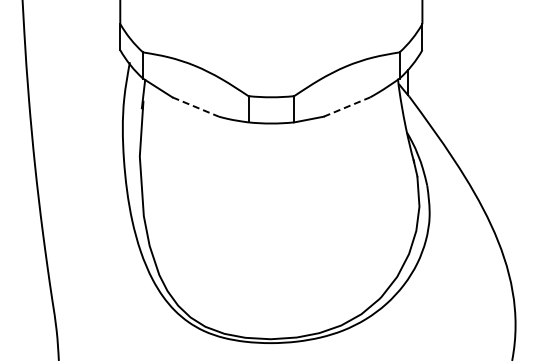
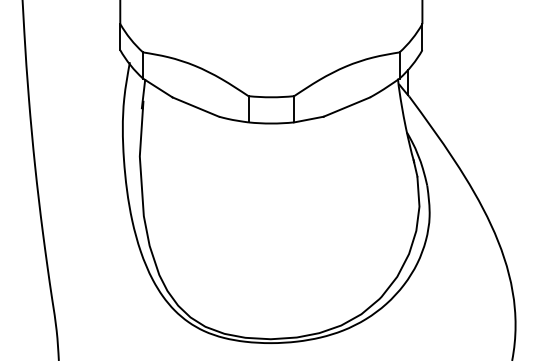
line: dashed -> solid (347, 106)
line: dashed -> solid (196, 107)
